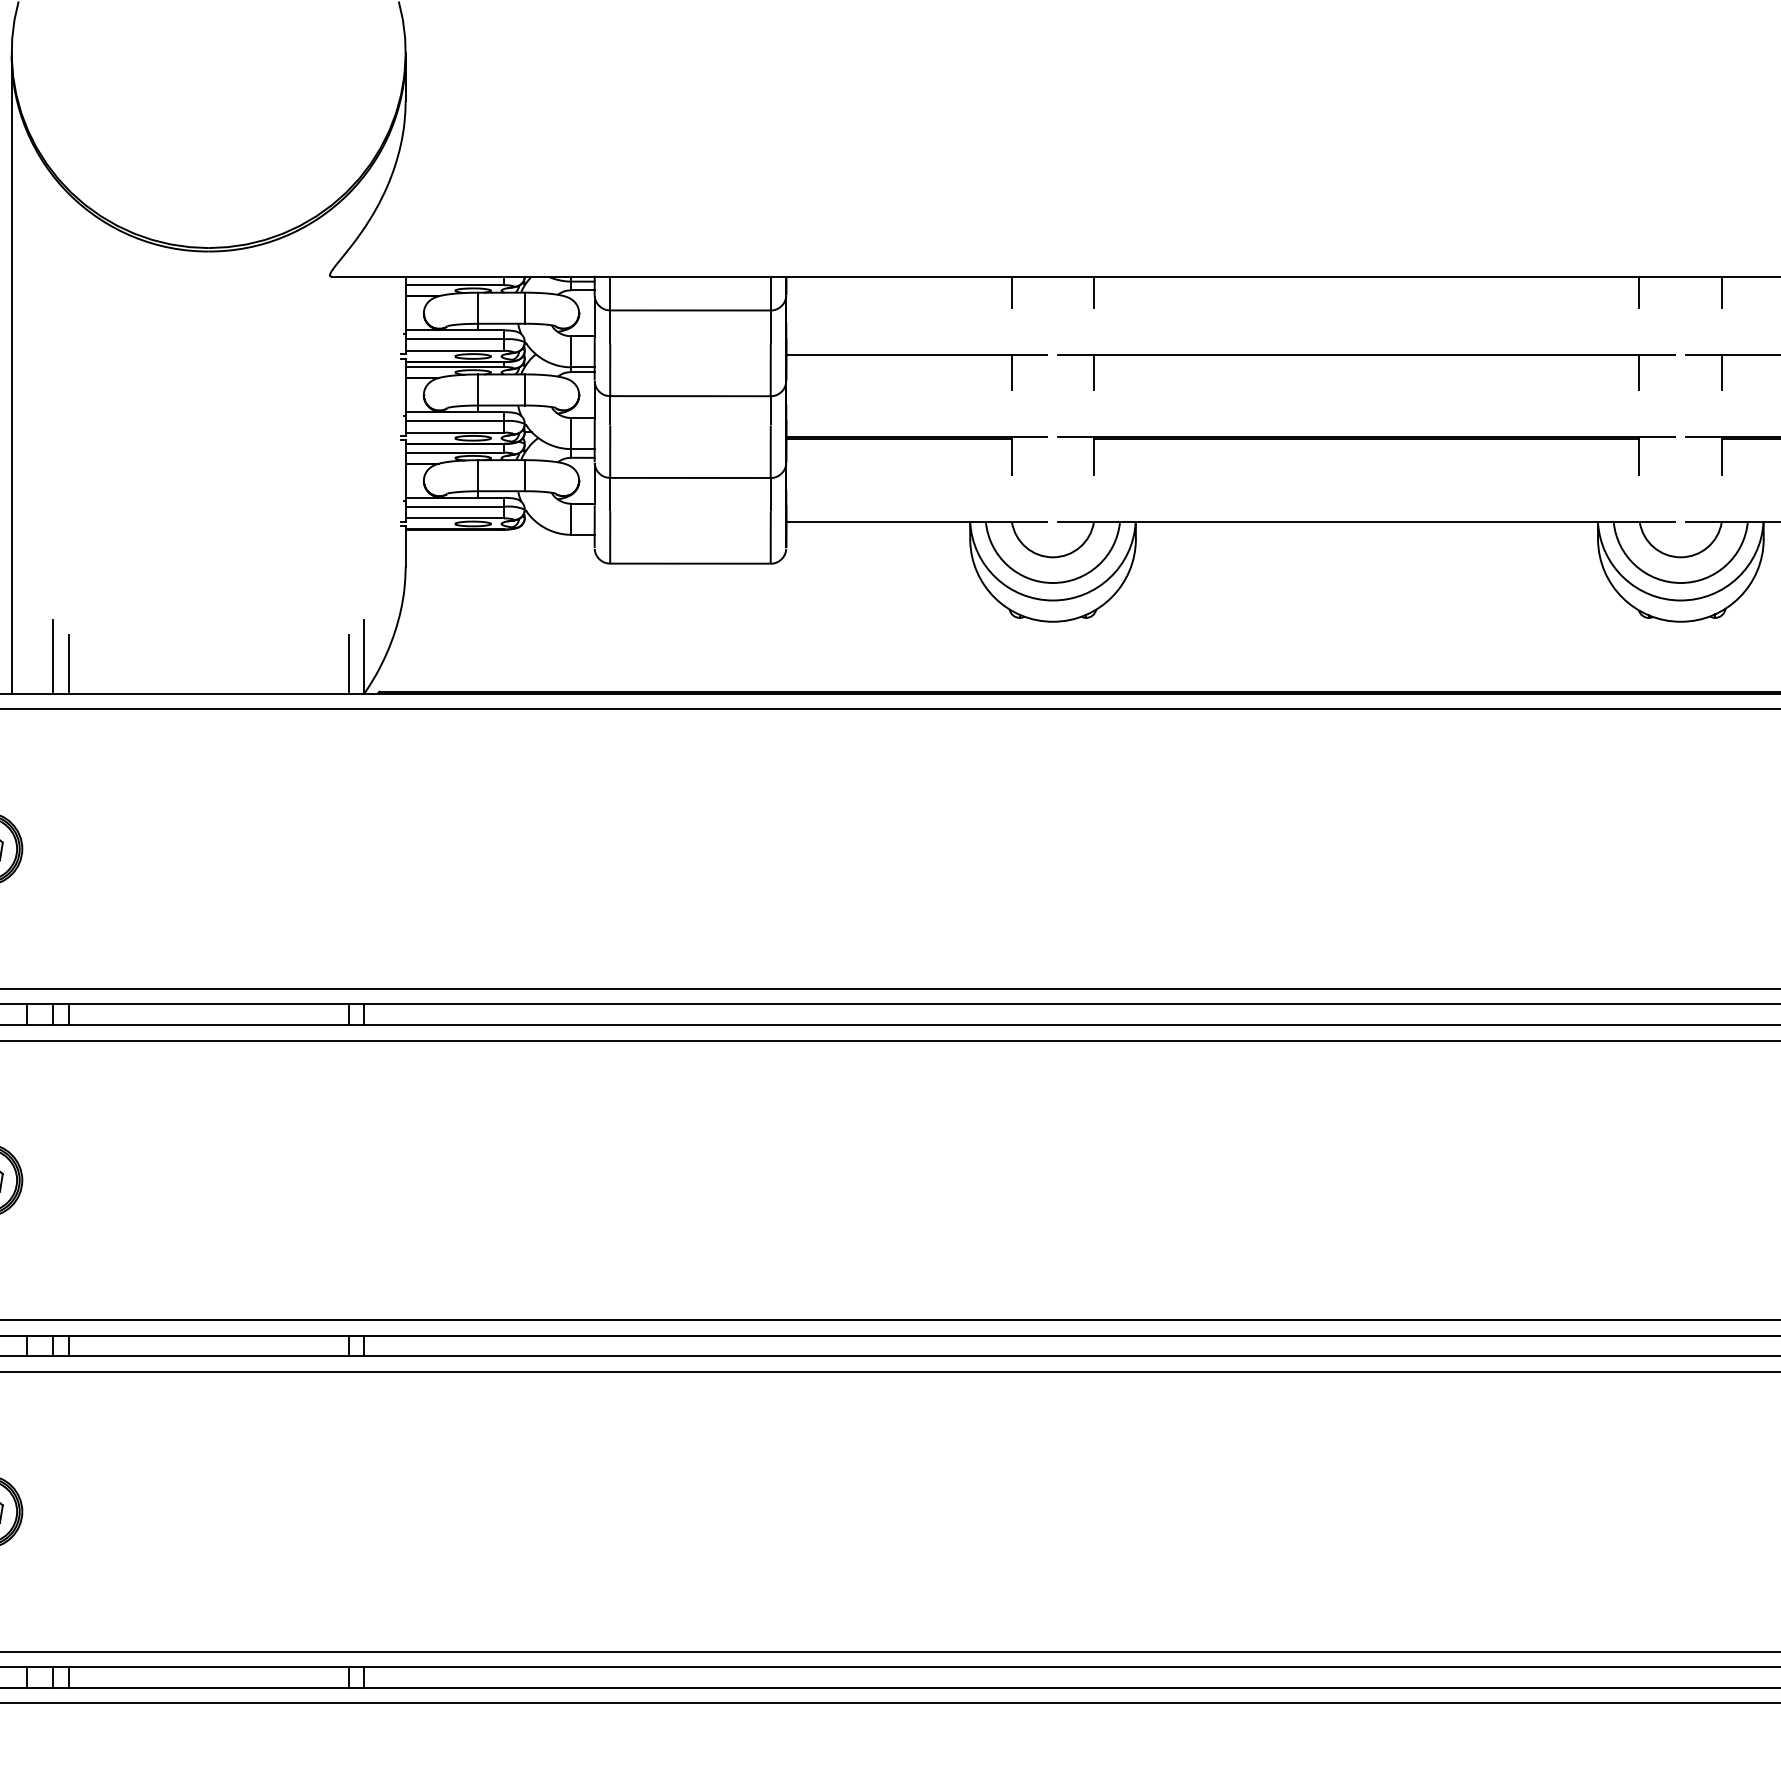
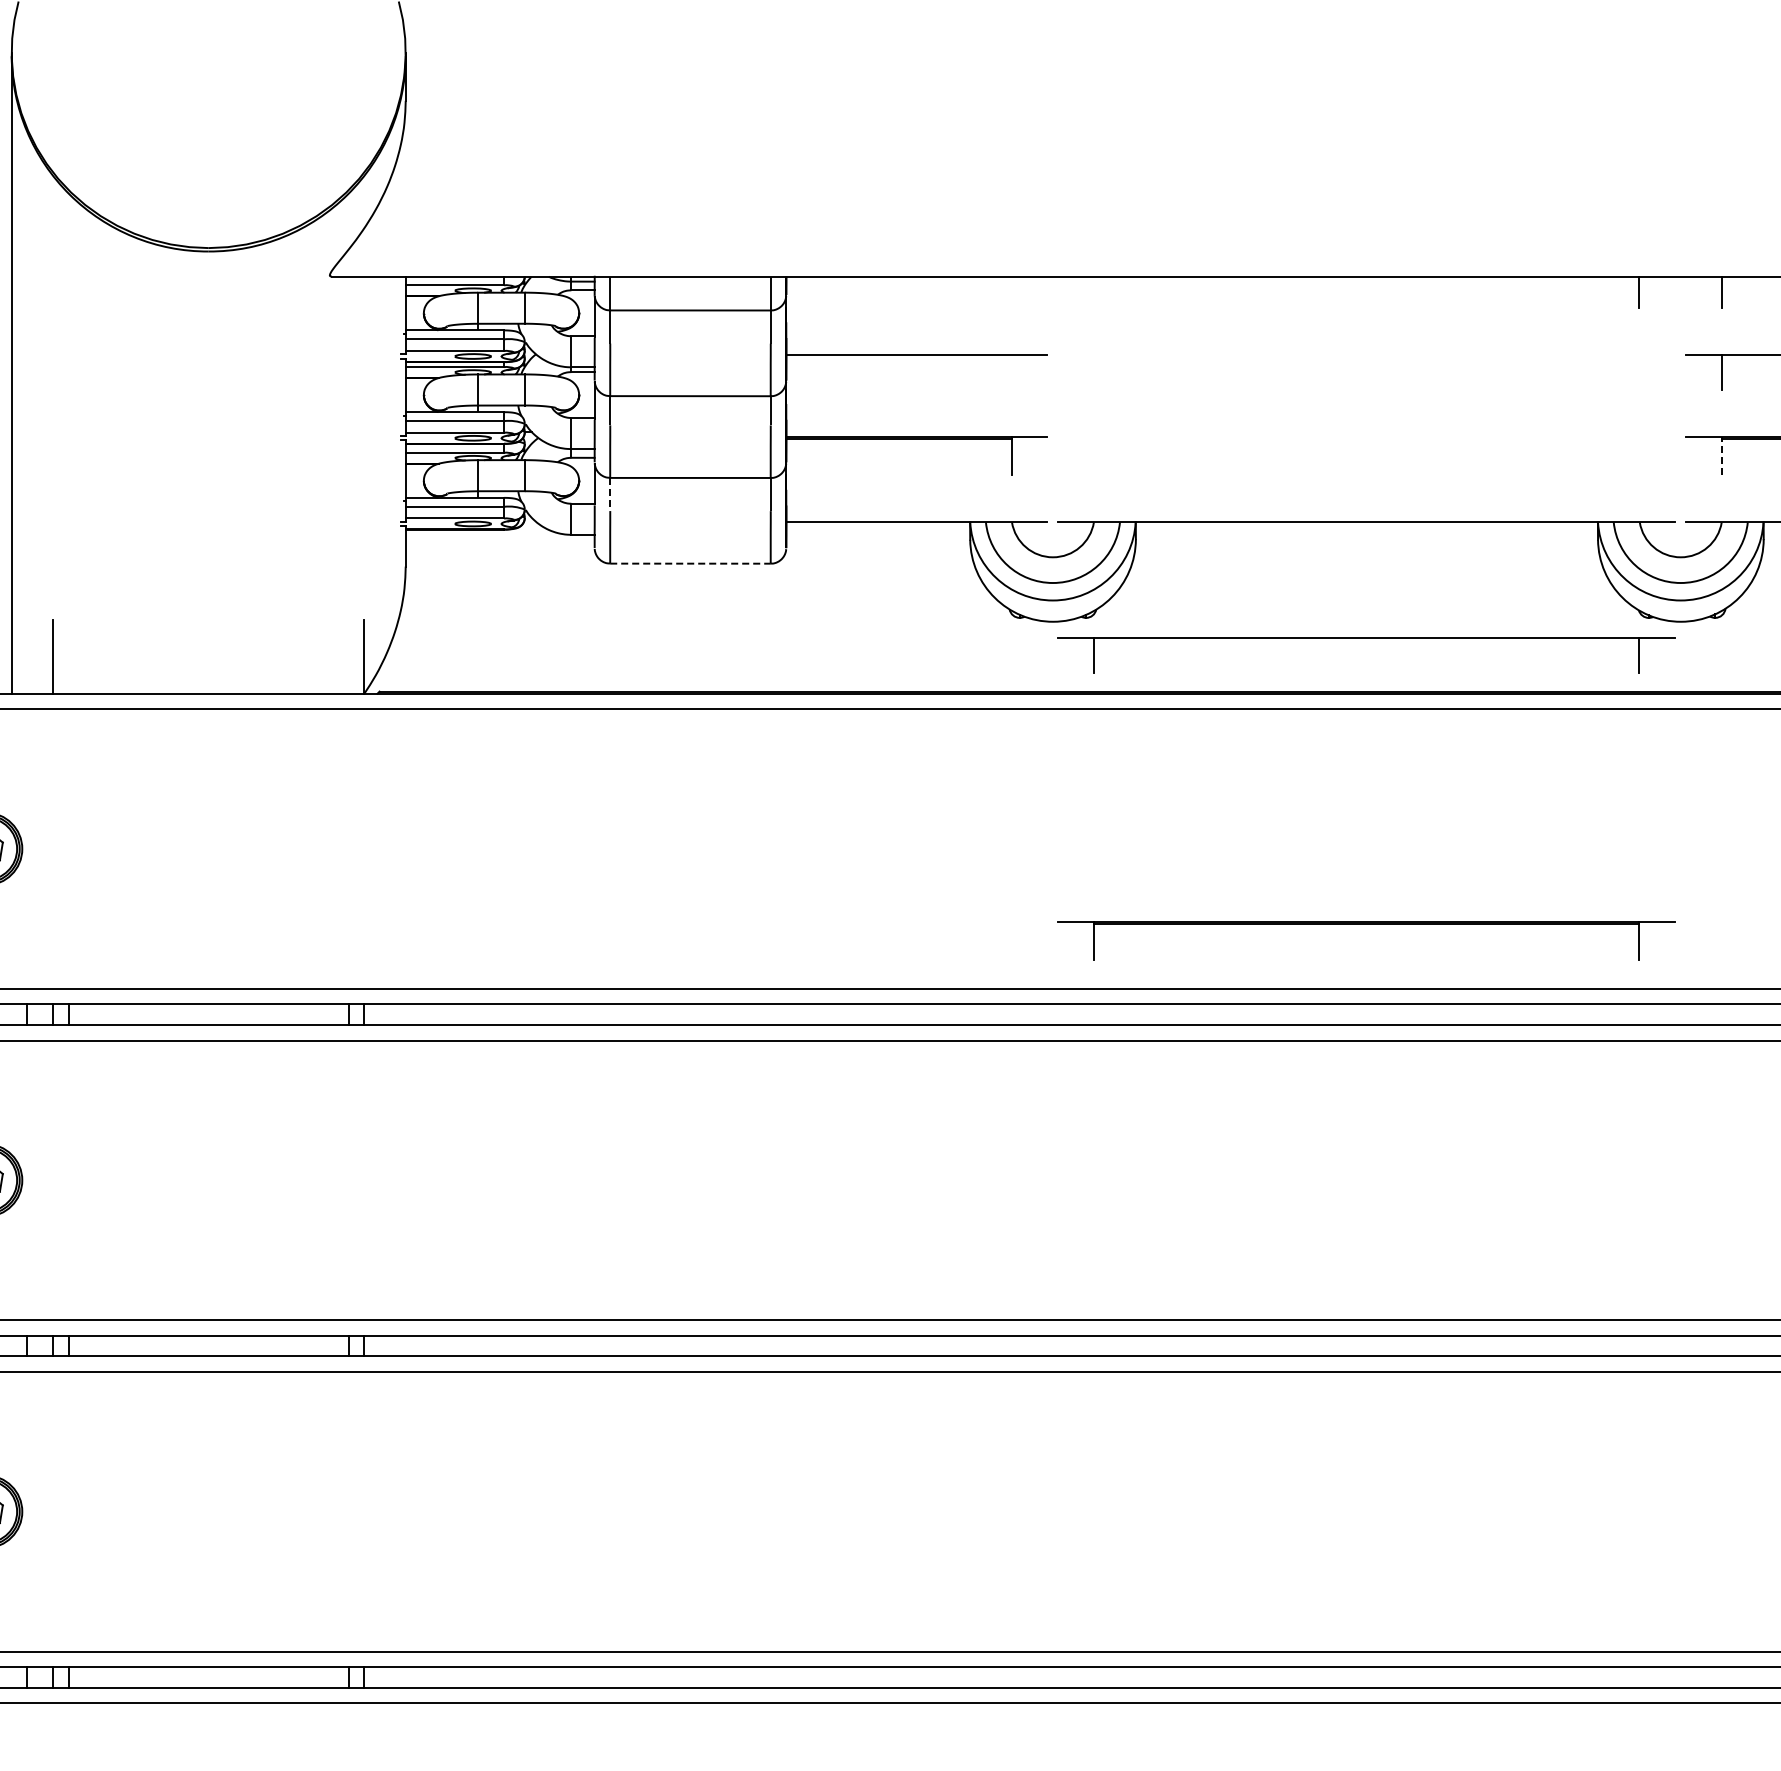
line: present -> none (1011, 291)
line: present -> none (1094, 291)
part position: (1366, 355) -> (1366, 638) (1366, 638)
line: present -> none (1011, 371)
part position: (1366, 439) -> (1366, 924) (1366, 924)
line: solid -> dashed (1722, 455)
line: solid -> dashed (610, 494)
line: solid -> dashed (690, 563)
line: present -> none (68, 664)
line: present -> none (348, 664)
